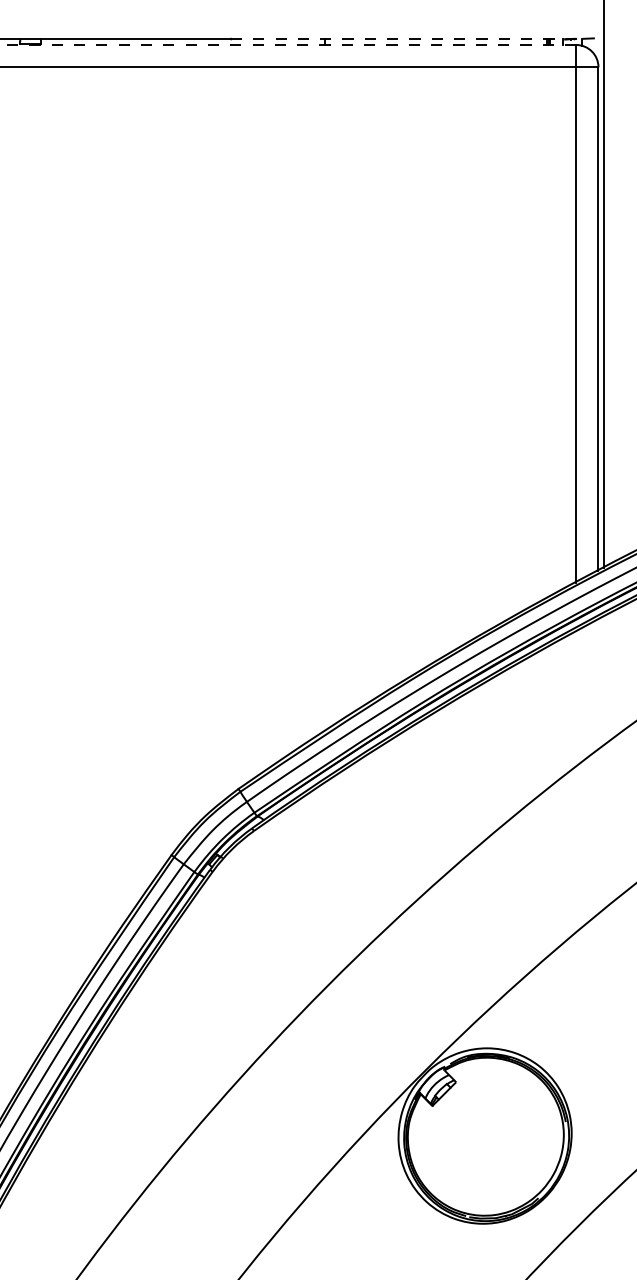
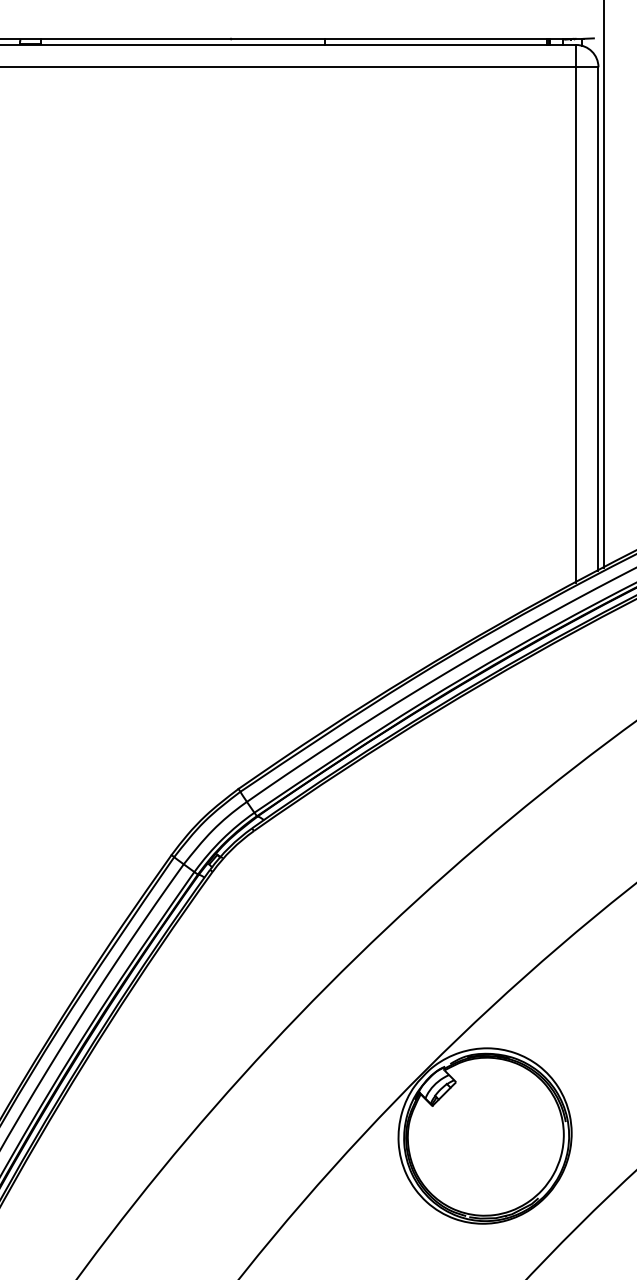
line: dashed -> solid (407, 38)
line: dashed -> solid (288, 44)
